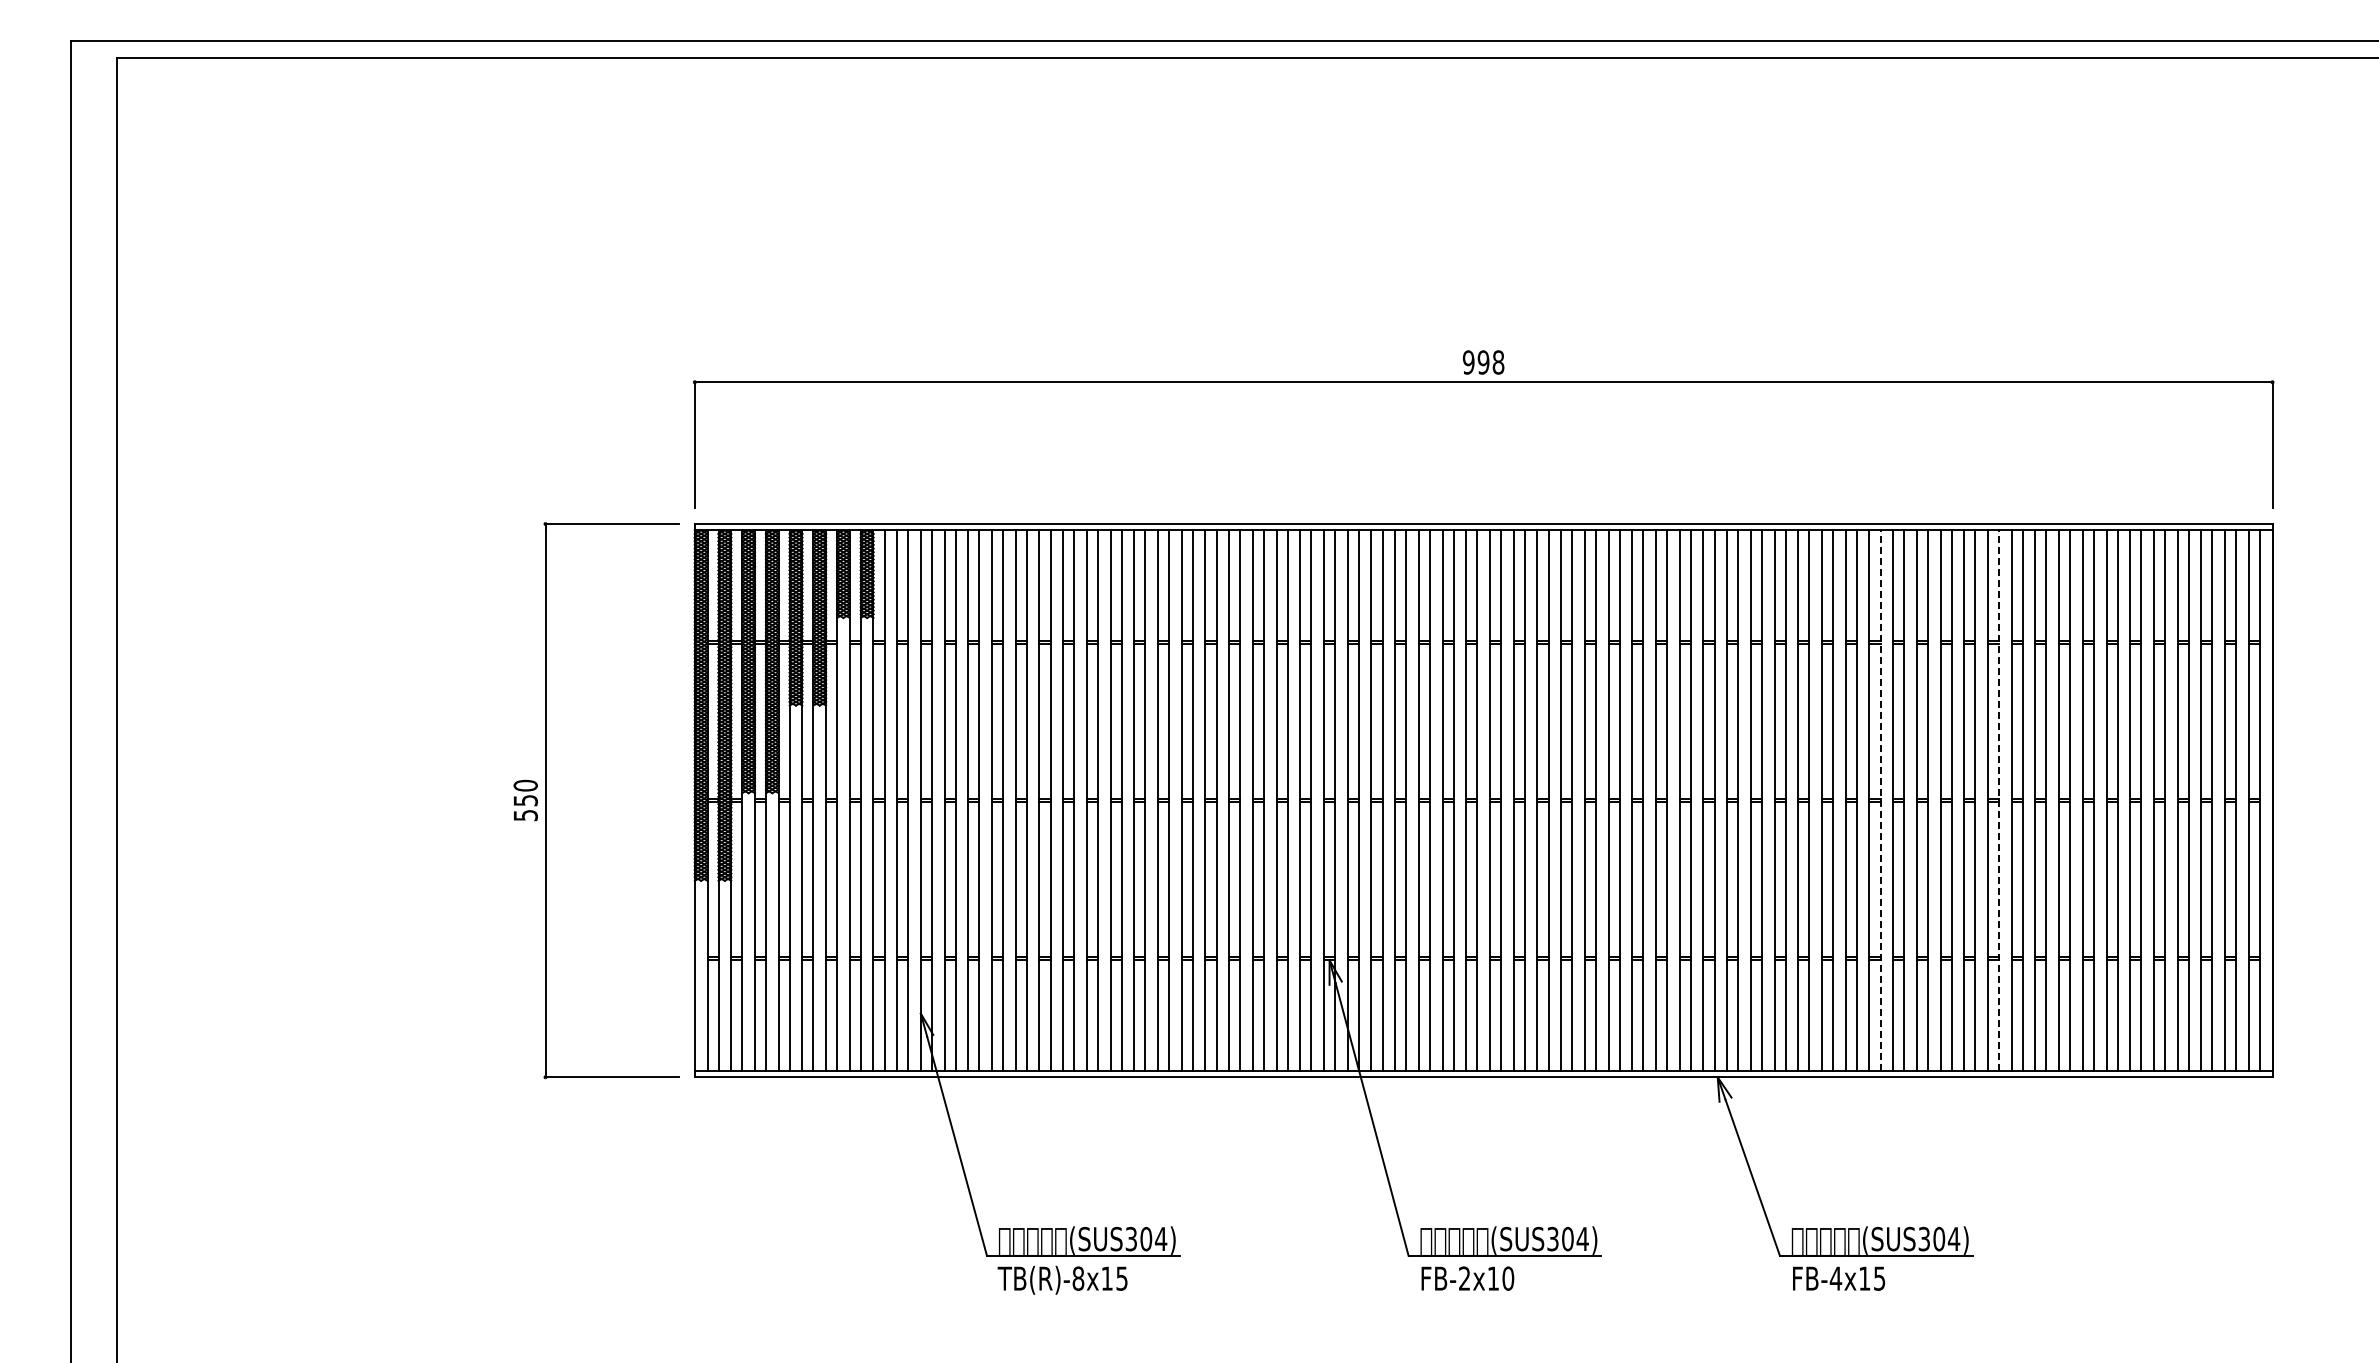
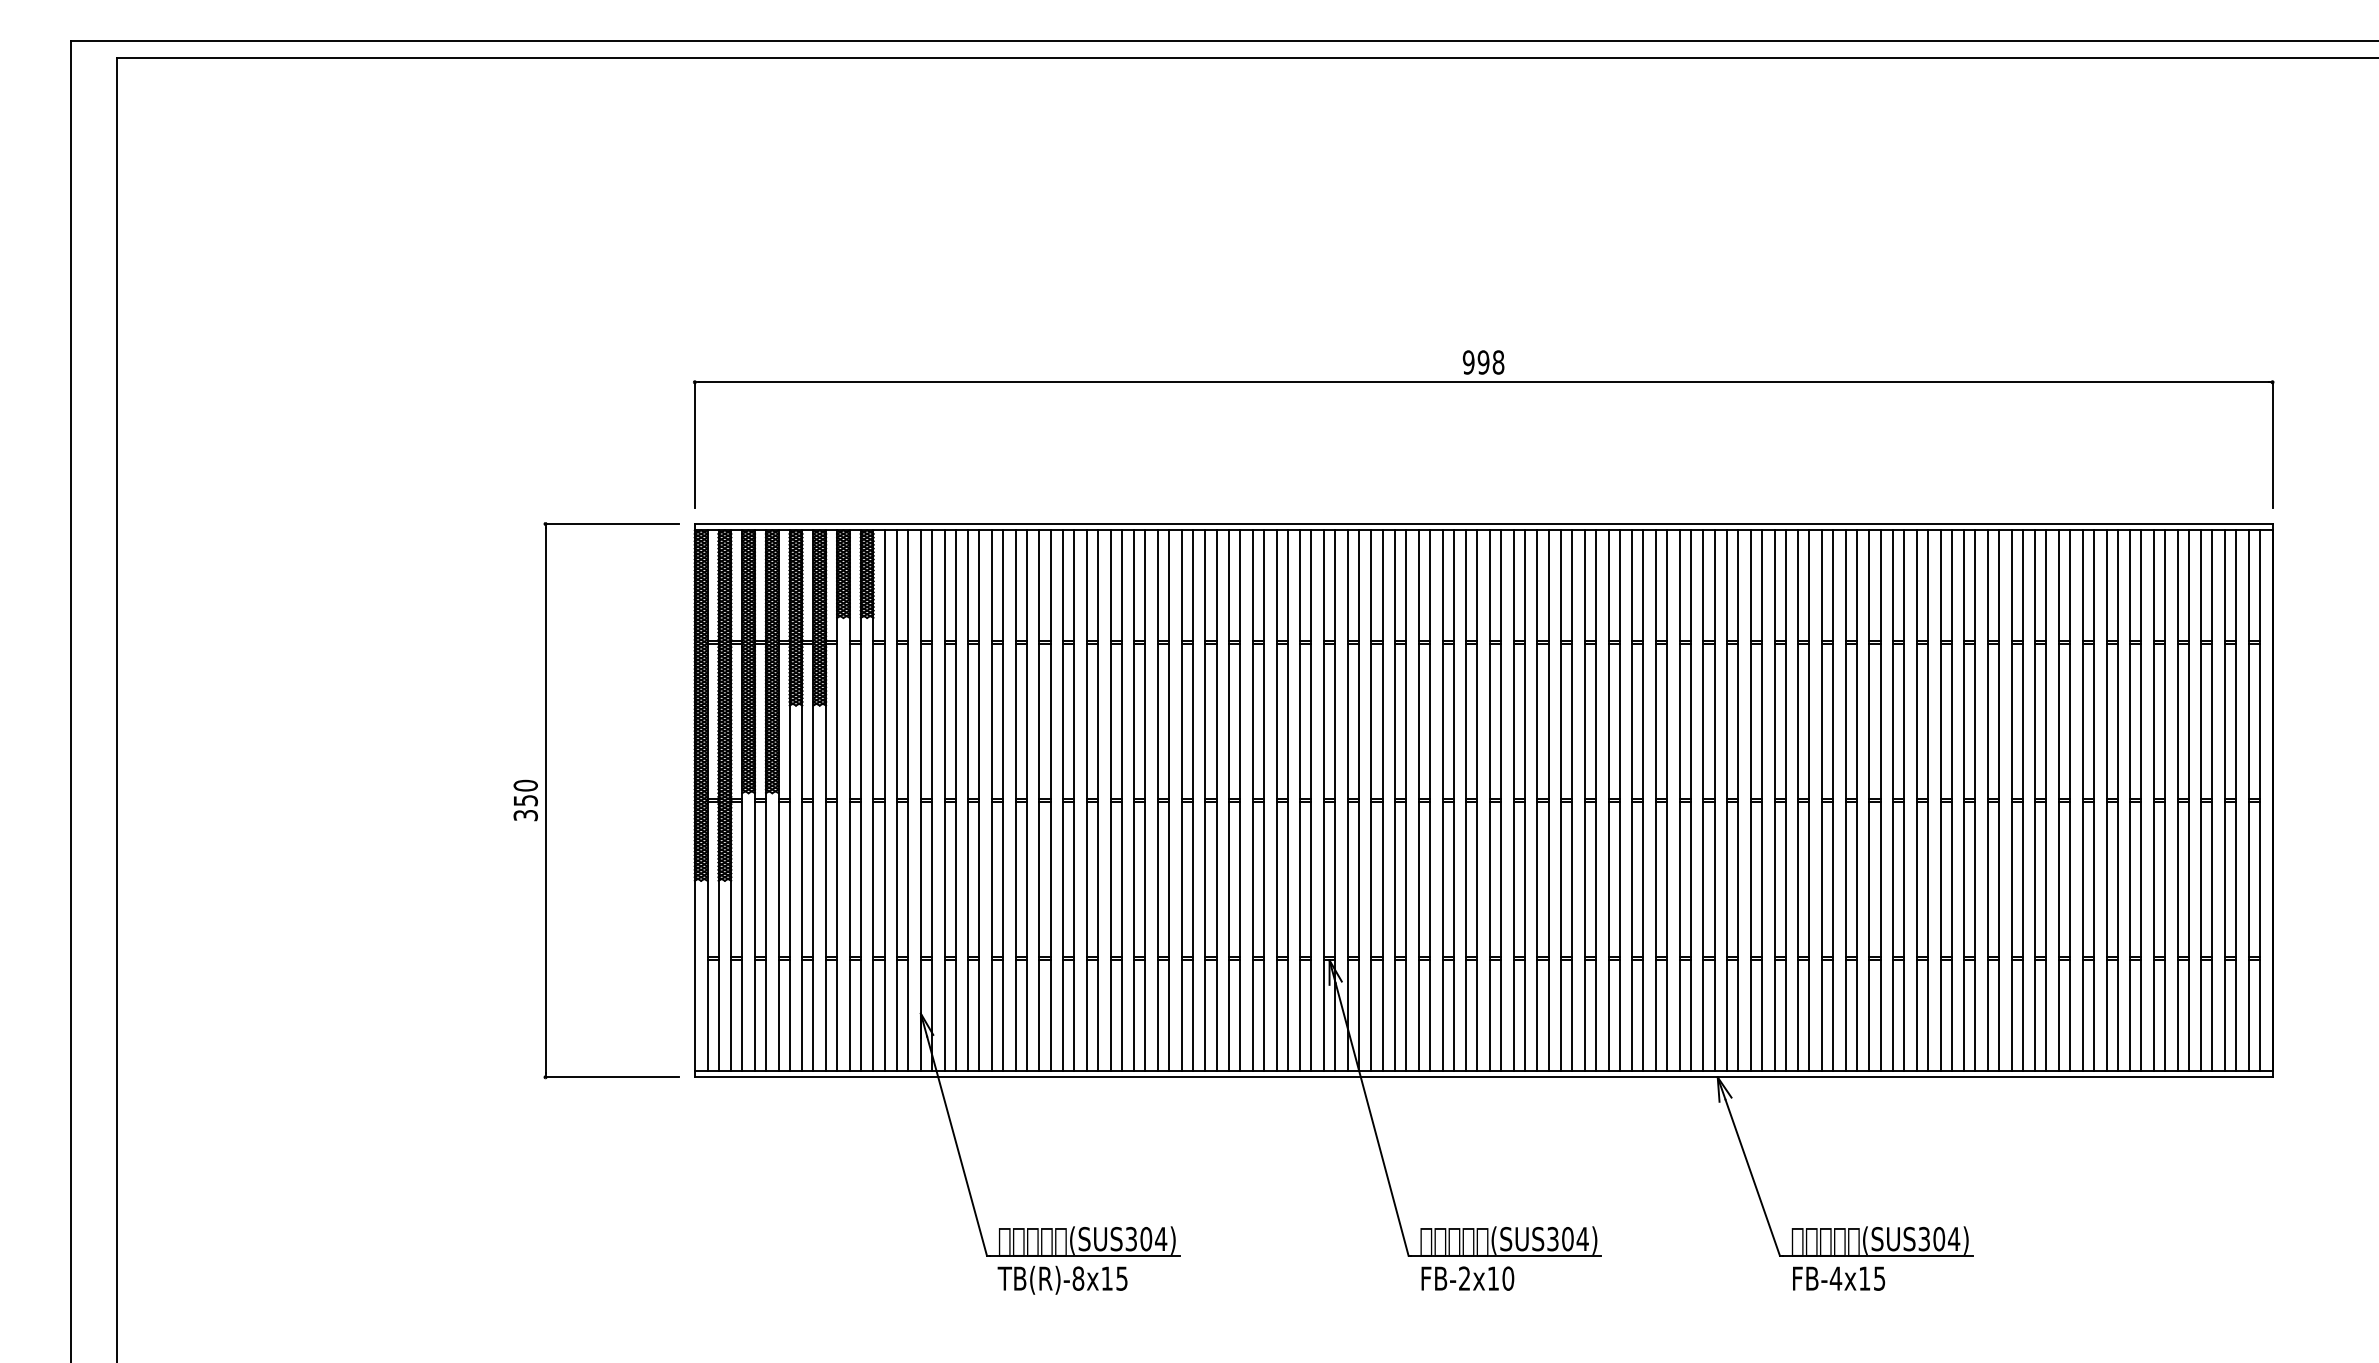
line: dashed -> solid (1880, 800)
line: dashed -> solid (1999, 800)
text: 550 -> 350 (525, 815)
